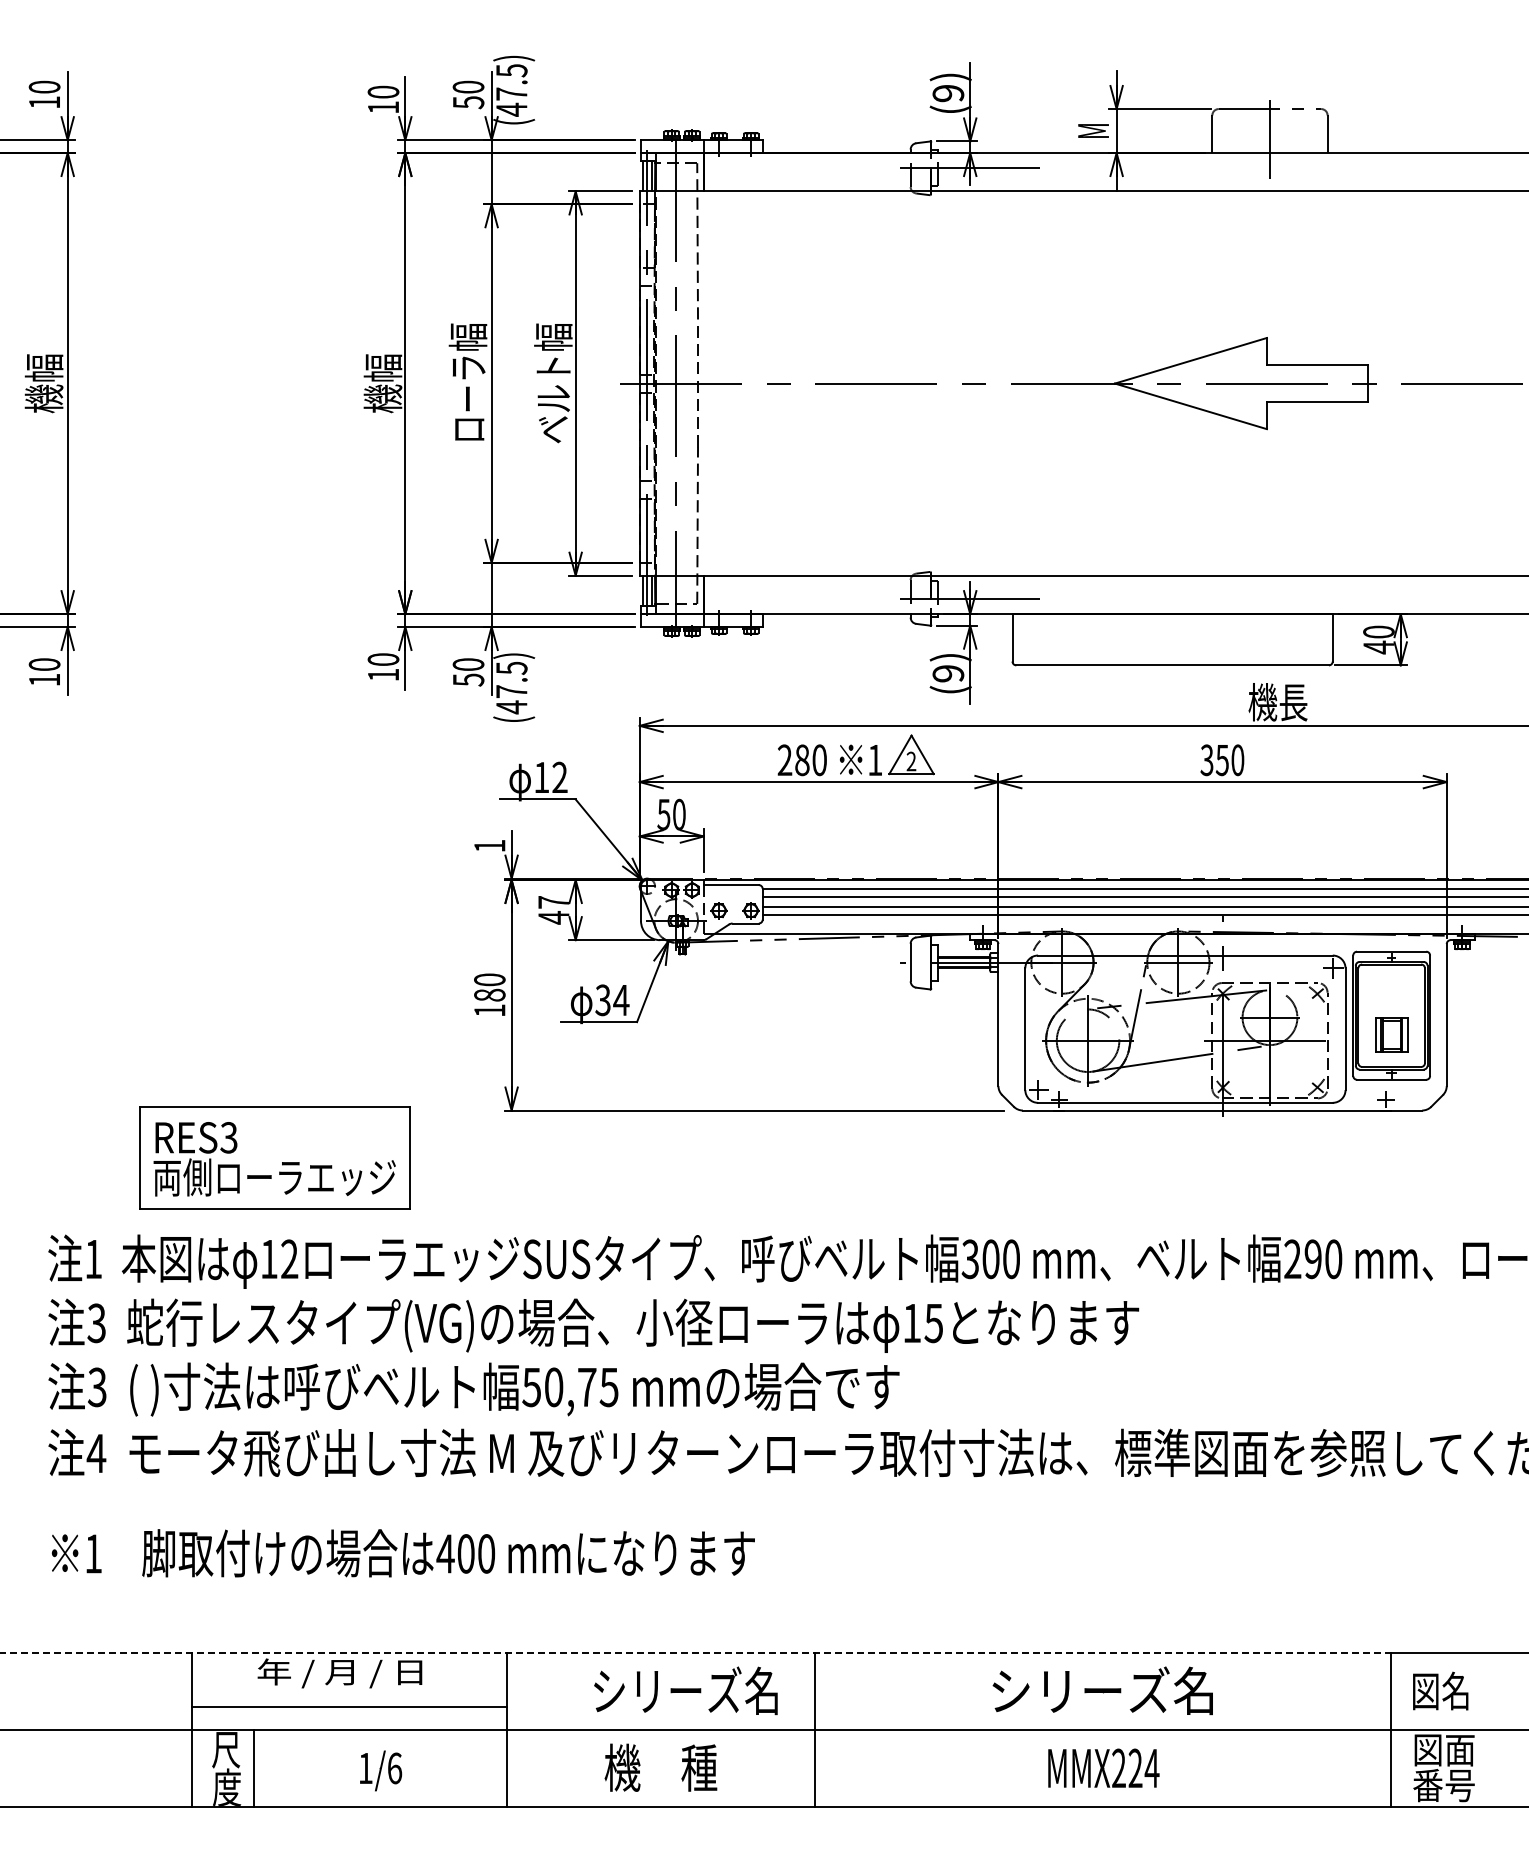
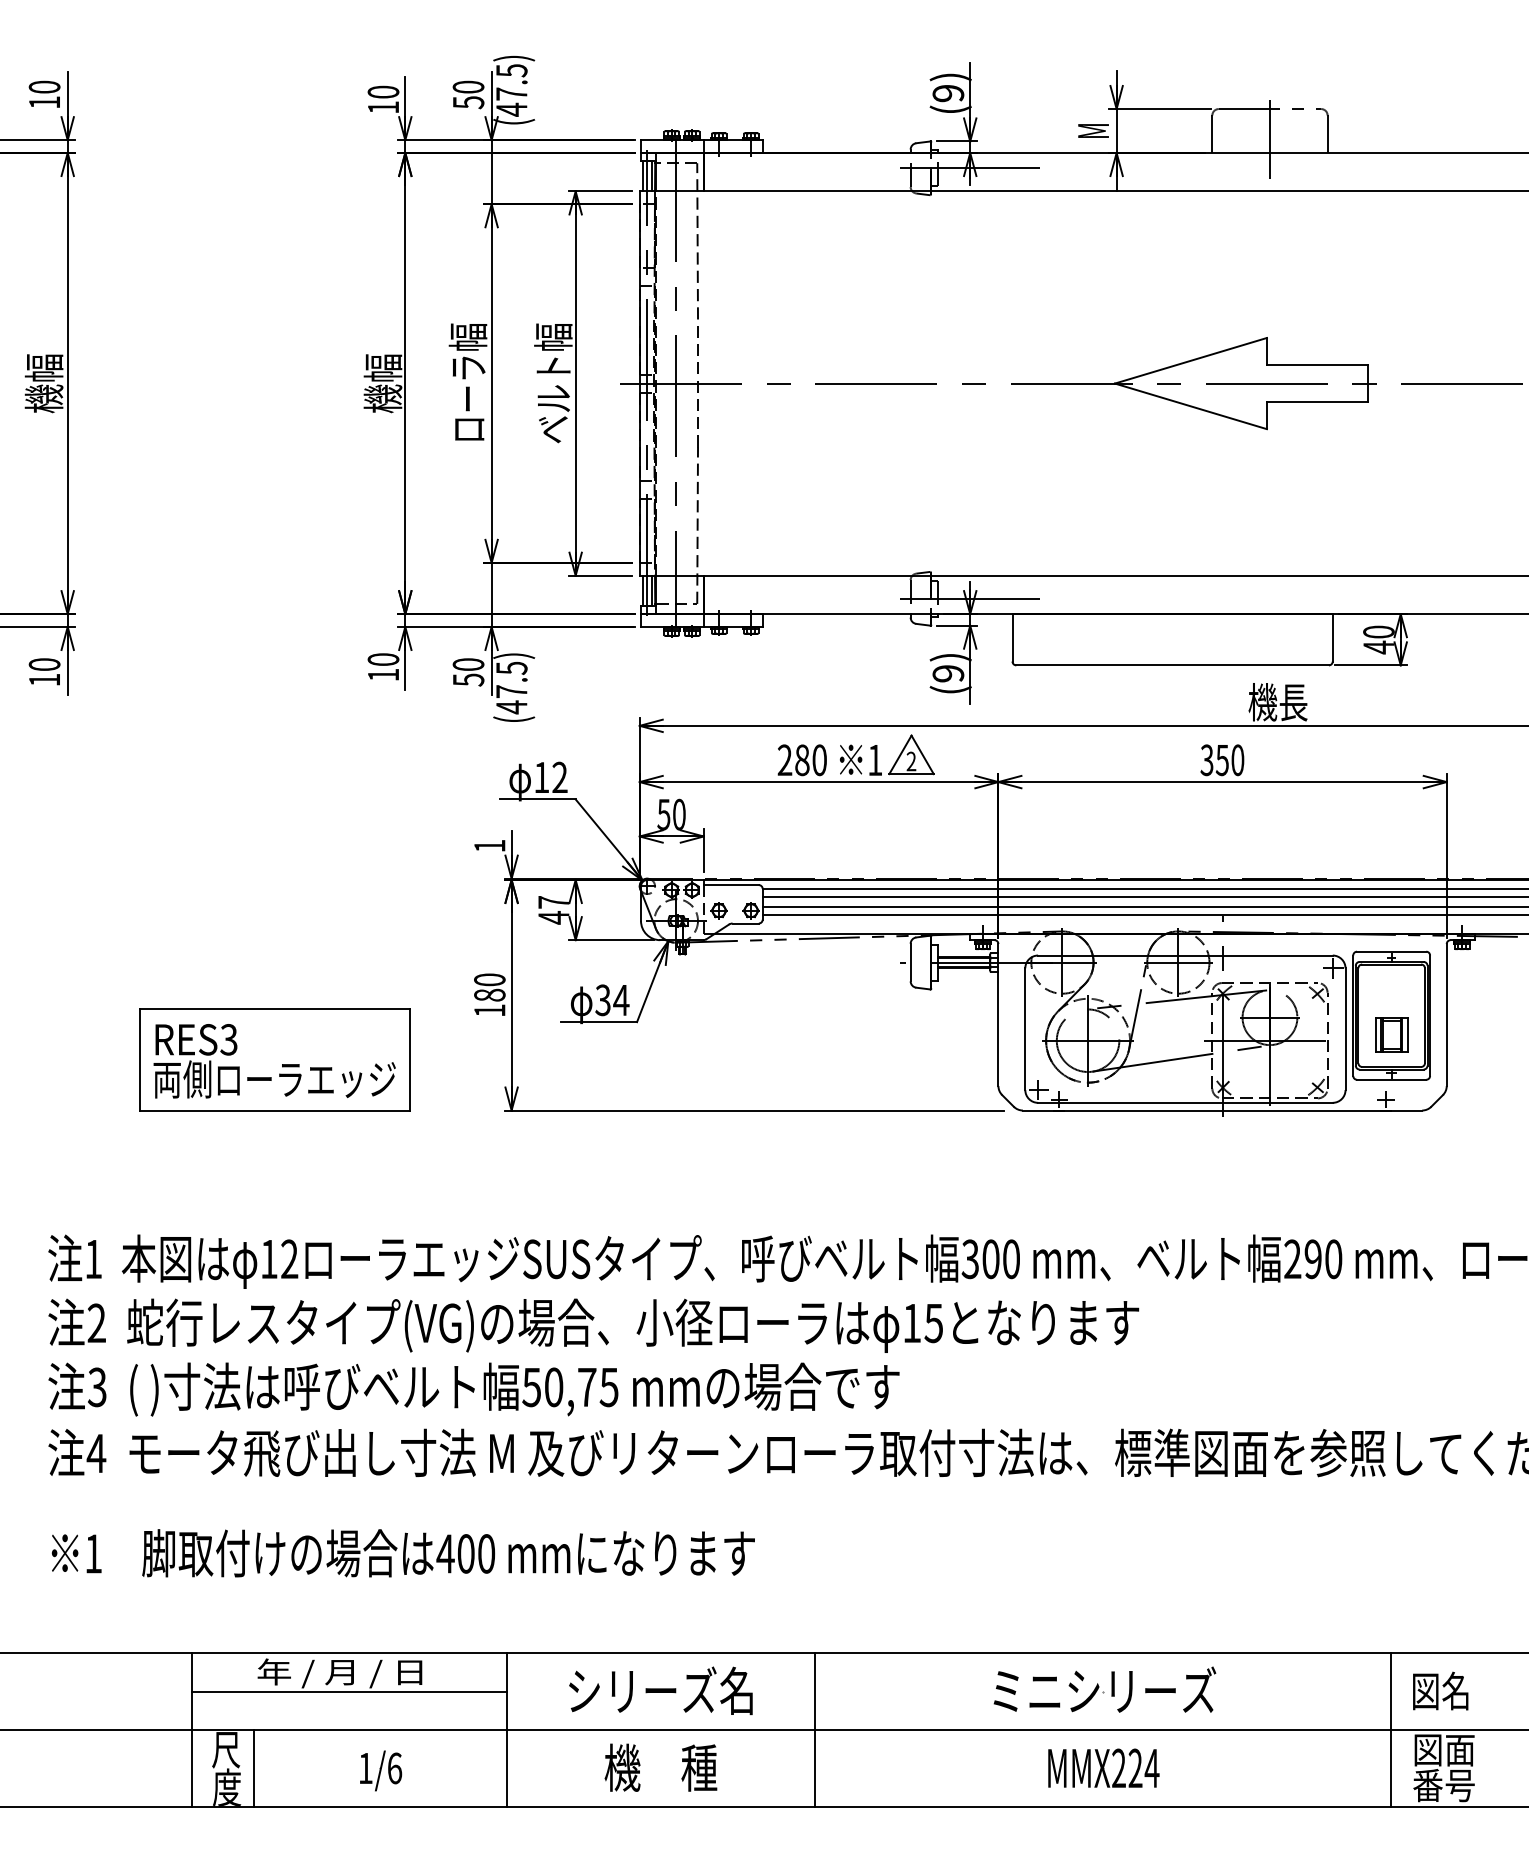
part position: (274, 1157) -> (274, 1059) (274, 1059)
text: 3 -> 2 (96, 1323)
line: dashed -> solid (696, 1653)
text position: (685, 1690) -> (660, 1690) (660, 1690)
text: シリーズ名 -> ミニシリーズ (1104, 1690)
line position: (349, 1706) -> (349, 1691) (349, 1691)
